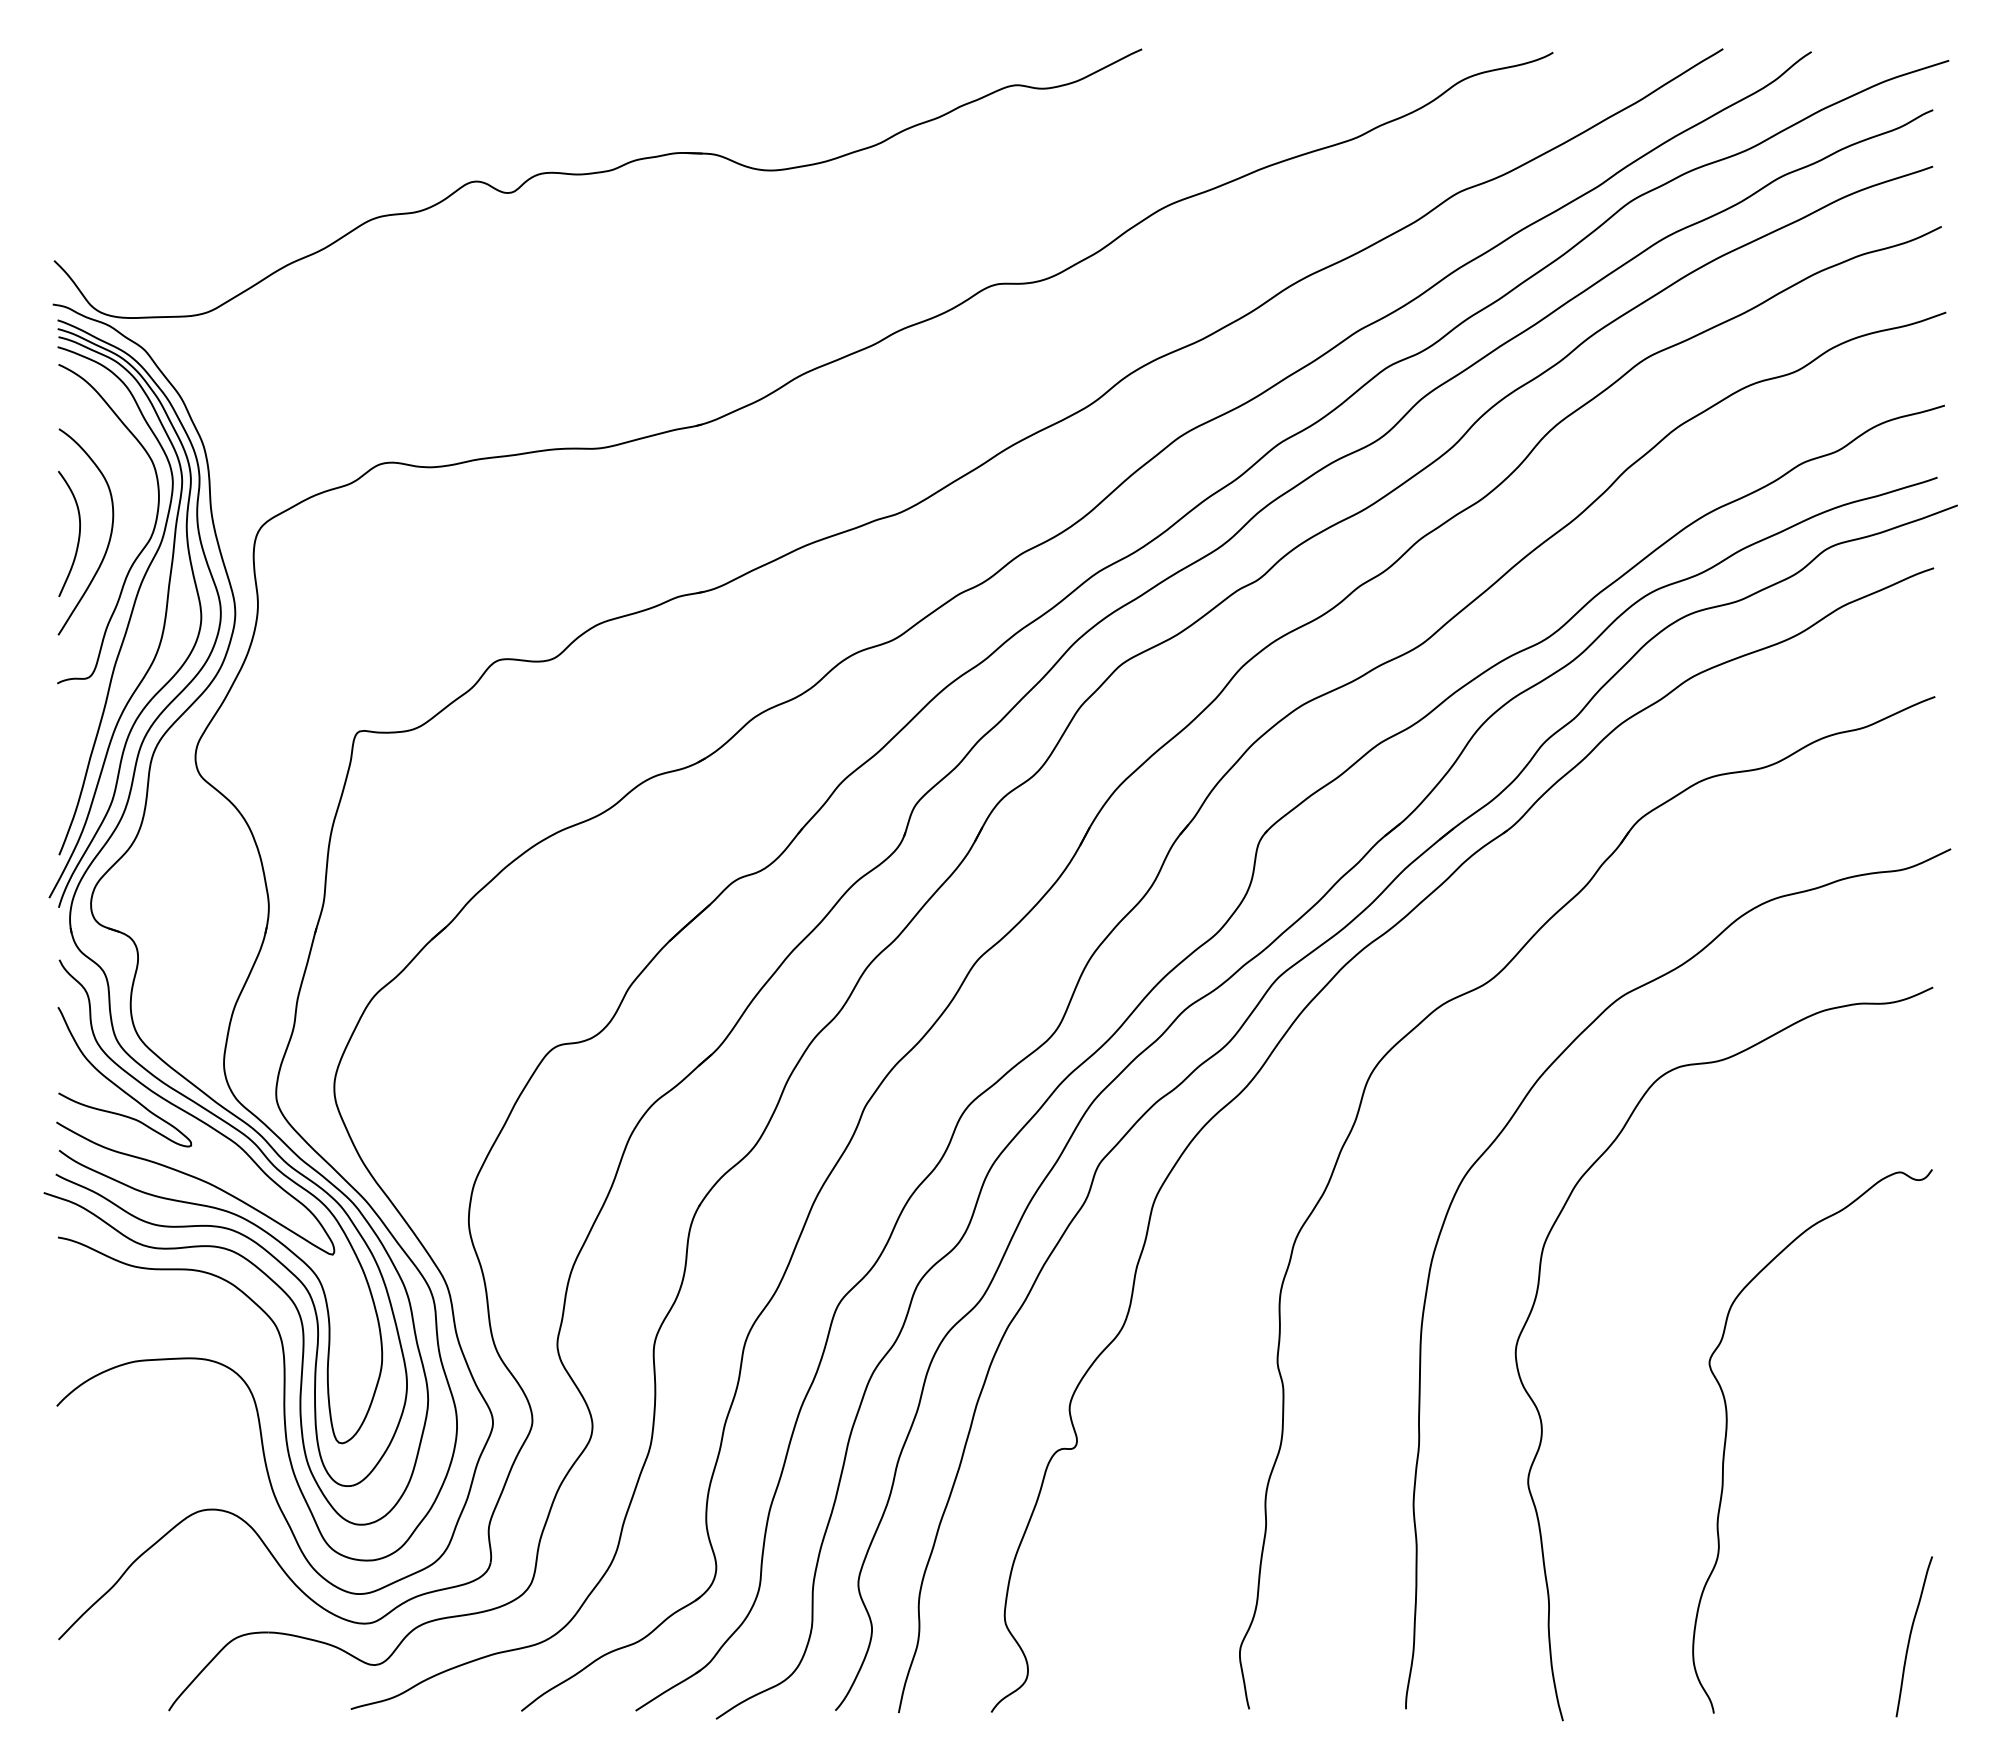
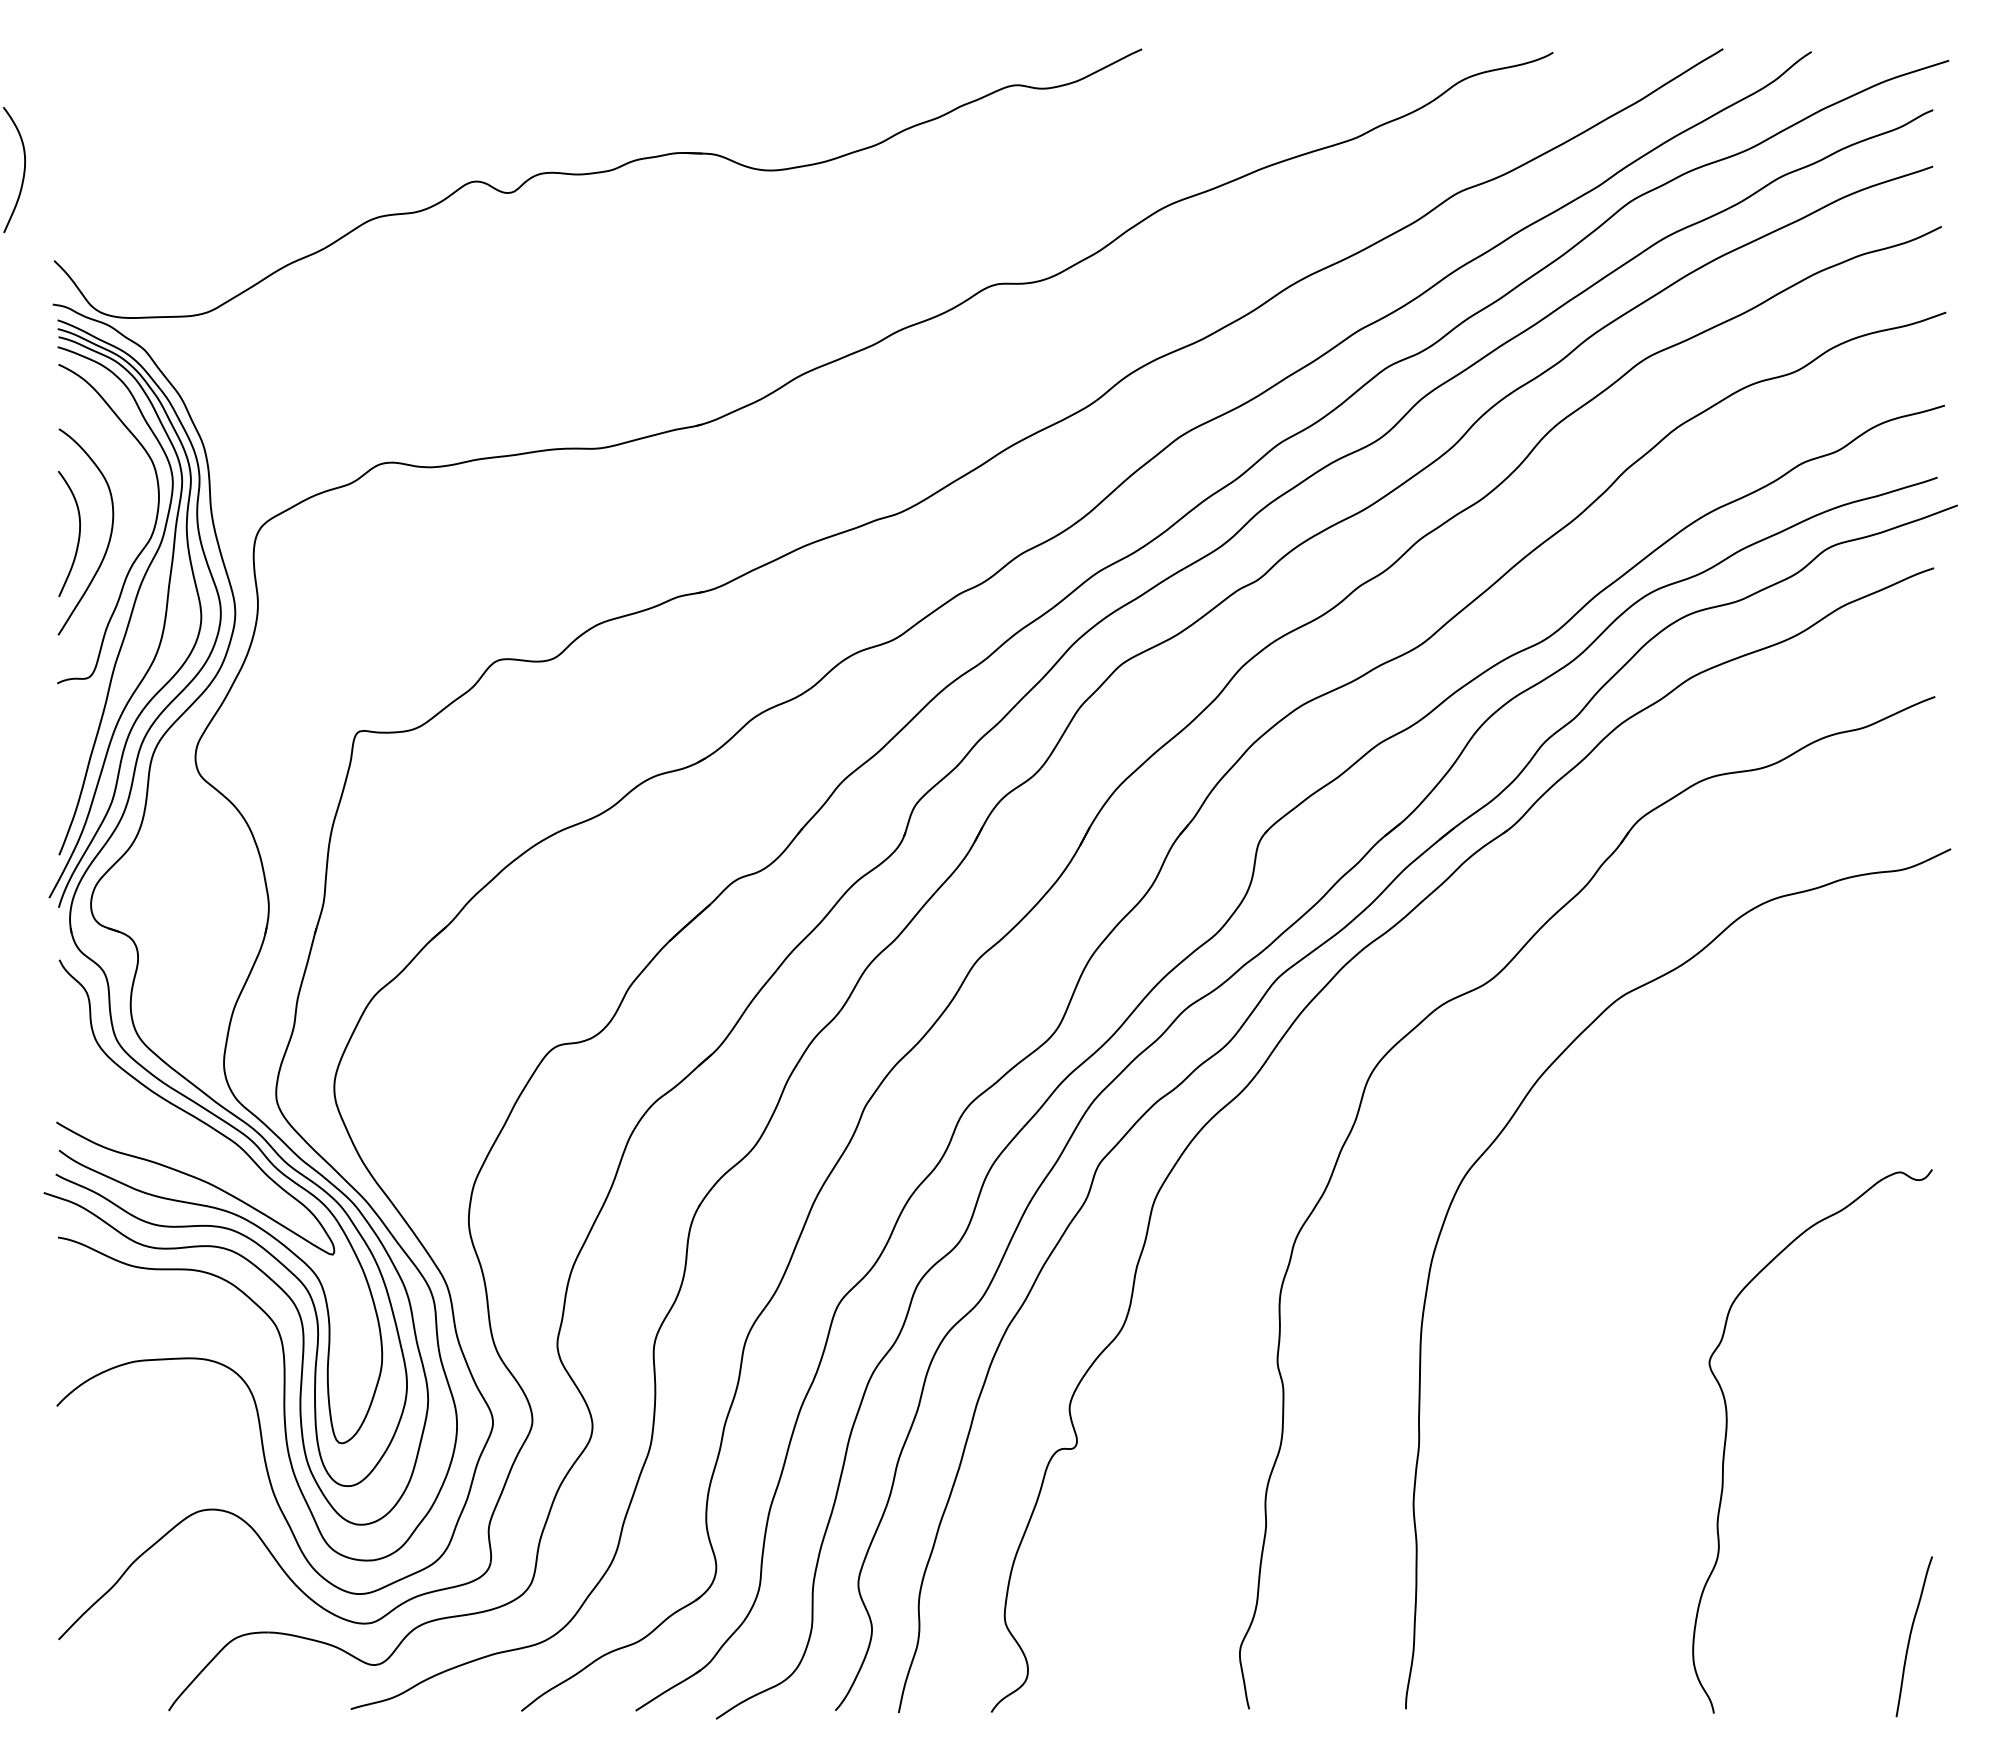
curve: none -> present (23, 170)
curve: present -> none (119, 1086)
curve: present -> none (1540, 1414)
